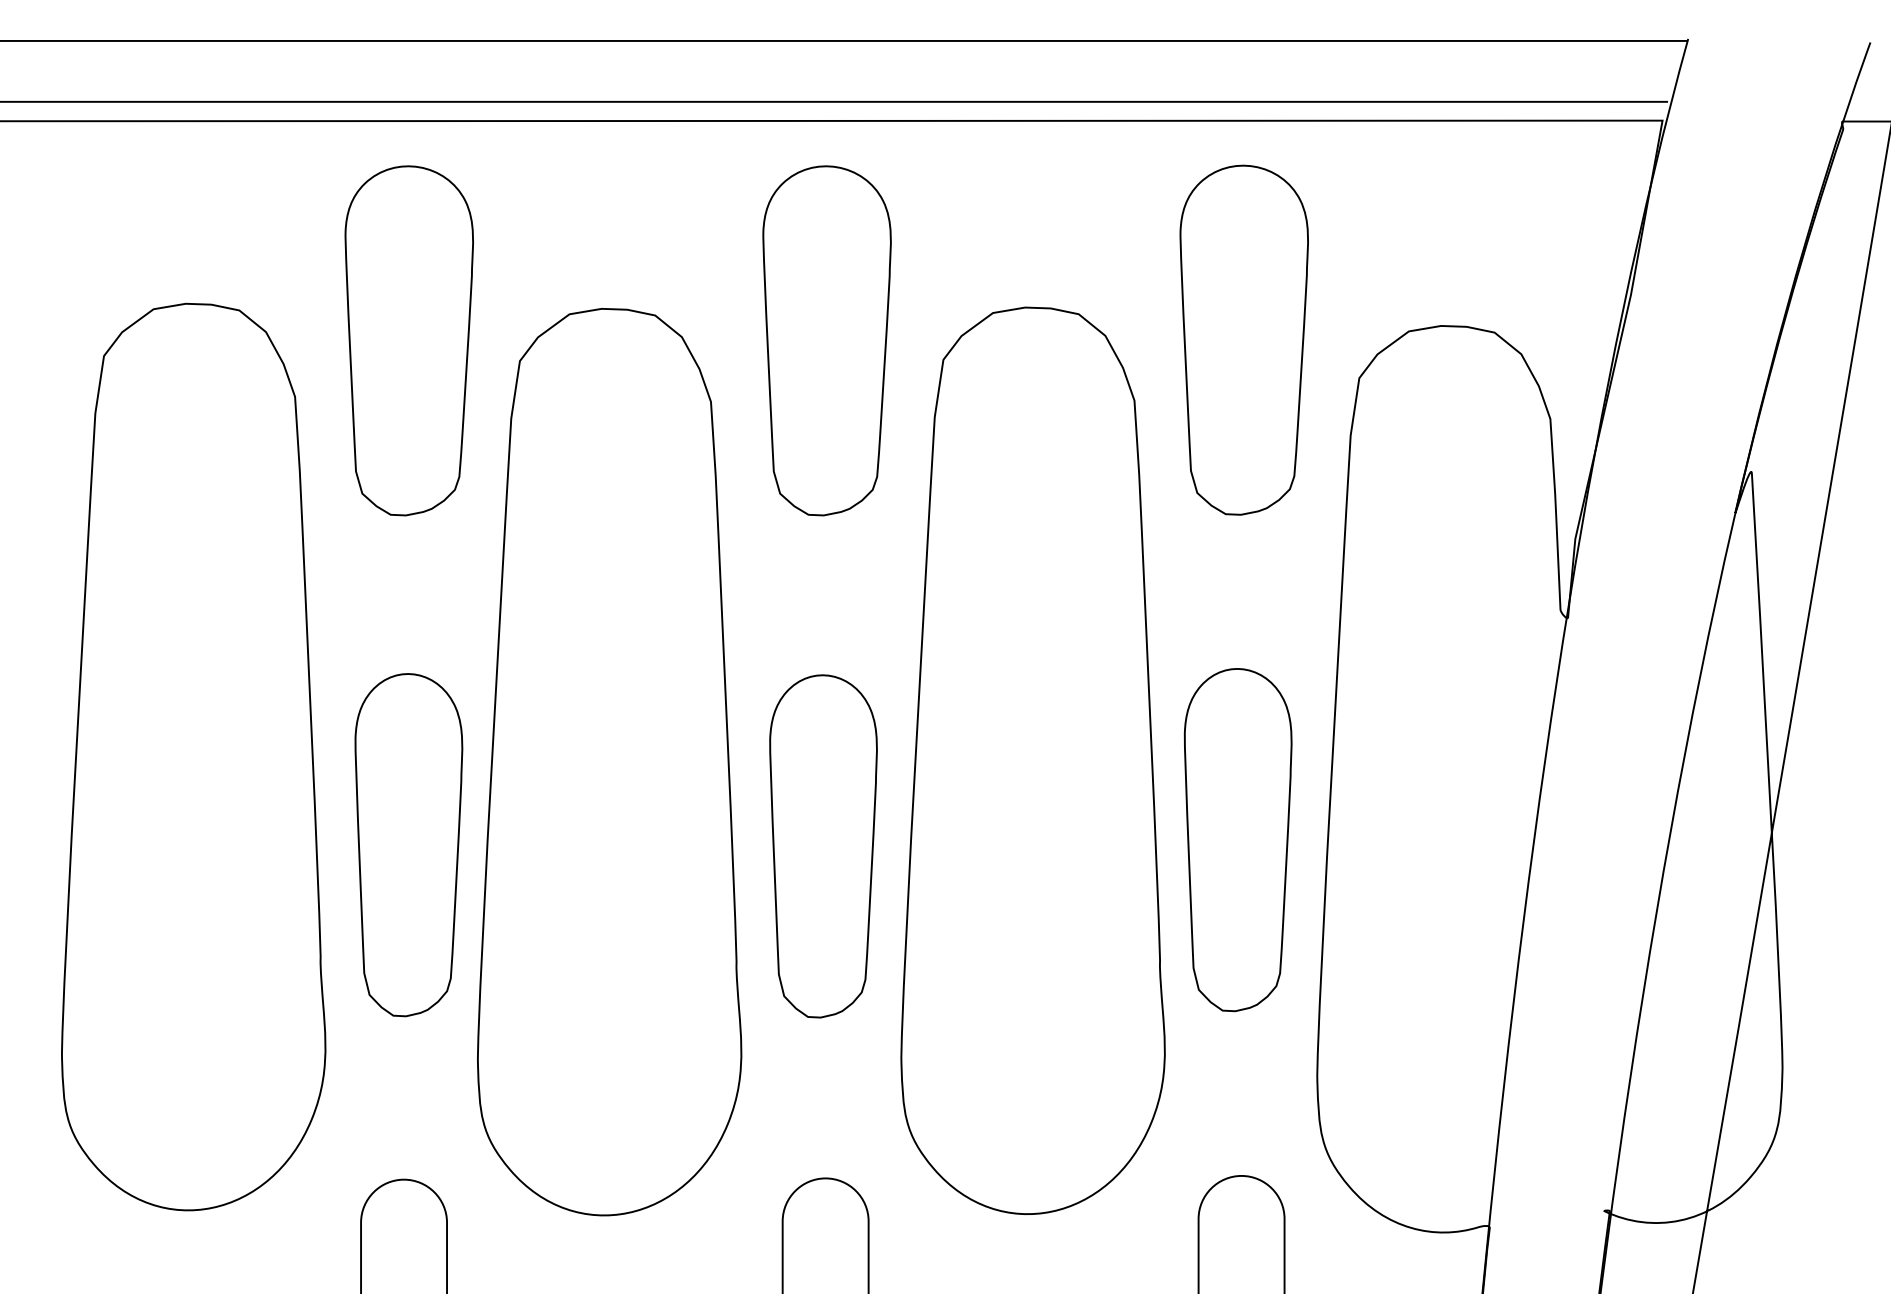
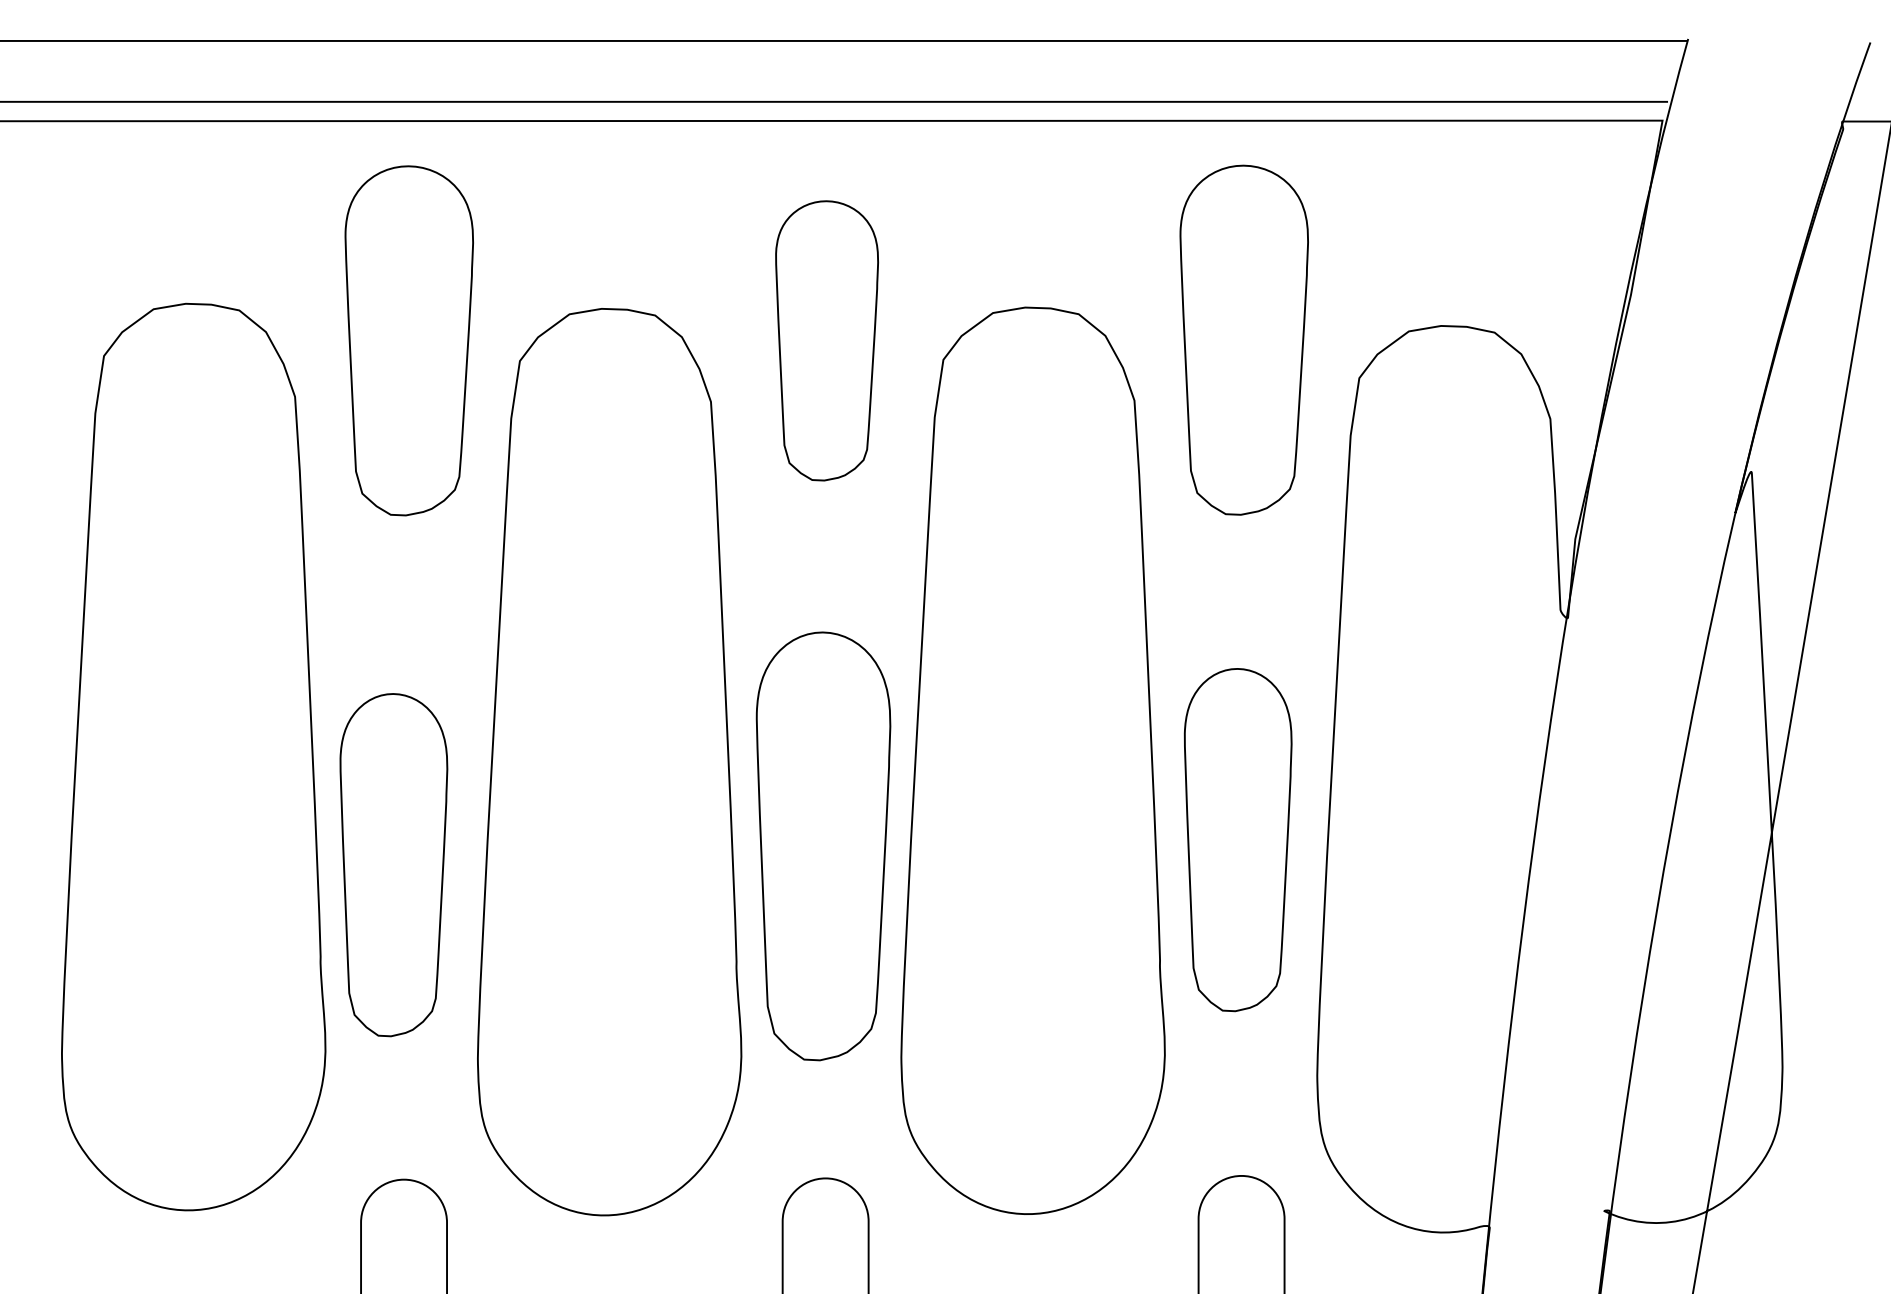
part size: 130x352 px -> 104x282 px (826, 340)
part position: (408, 845) -> (393, 865) (393, 865)
part size: 109x345 px -> 137x431 px (823, 846)
